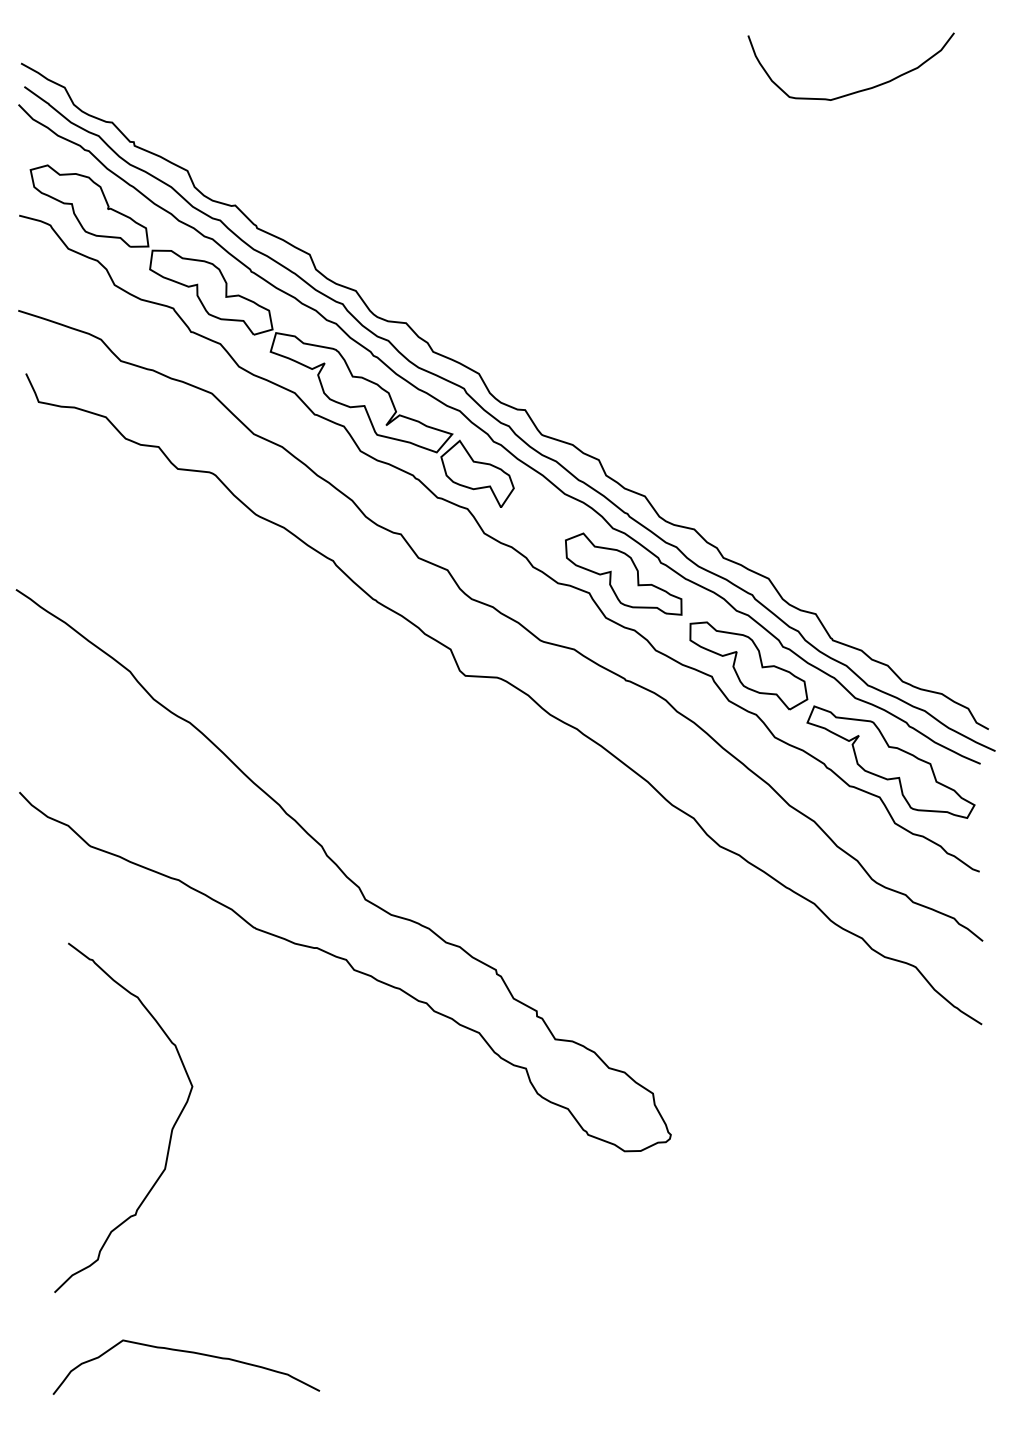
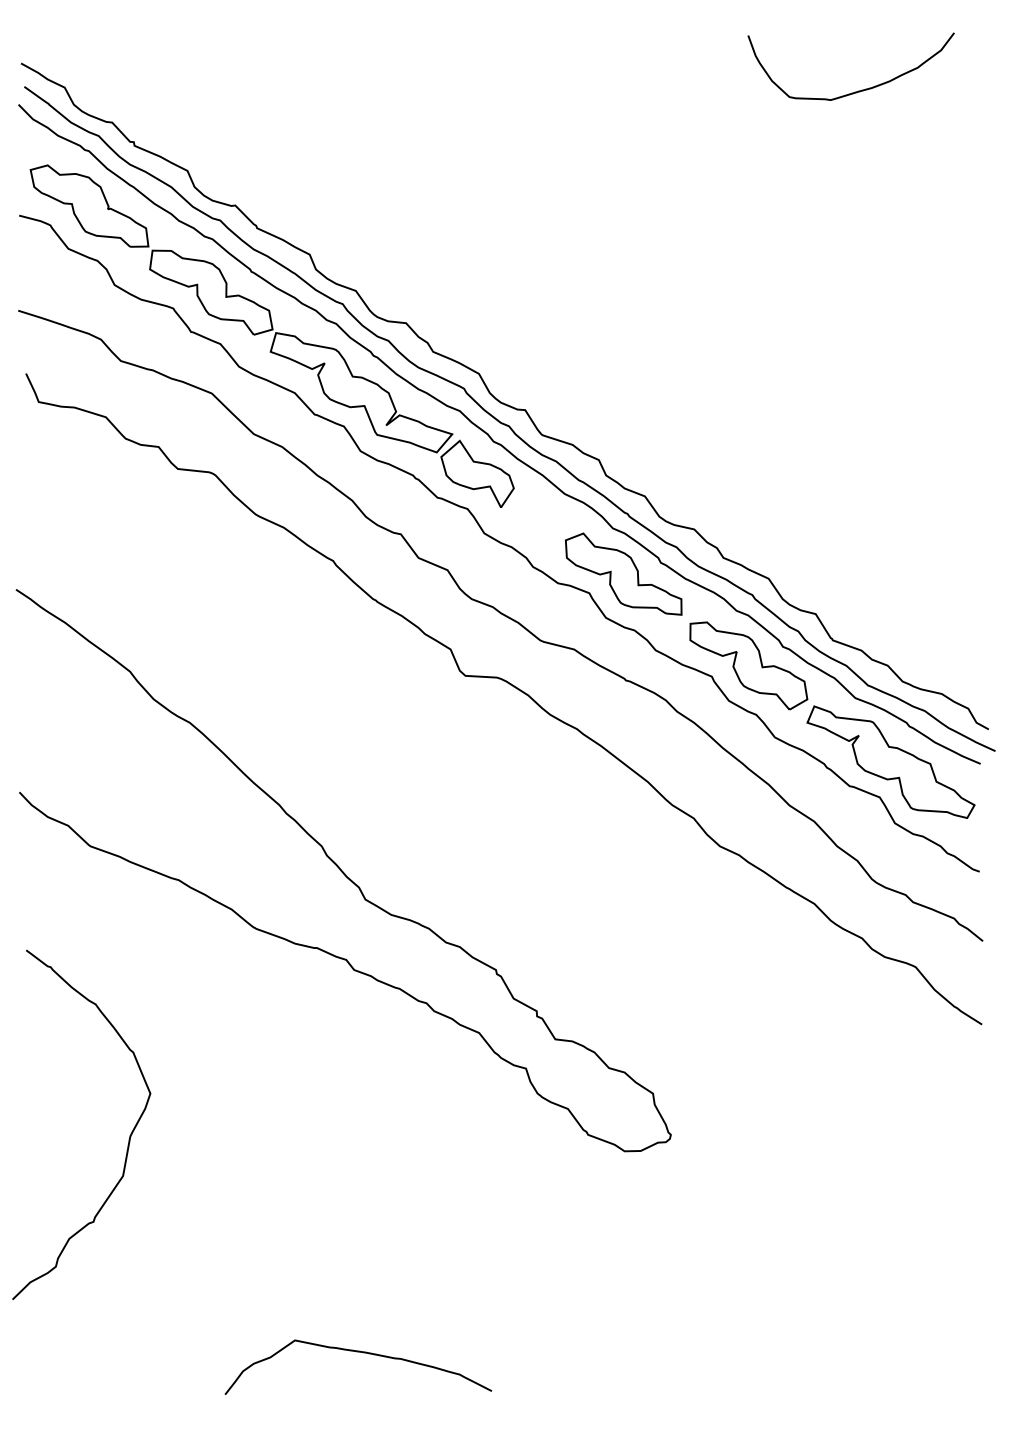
curve position: (171, 1128) -> (129, 1135) (129, 1135)
curve position: (191, 1353) -> (363, 1353) (363, 1353)
